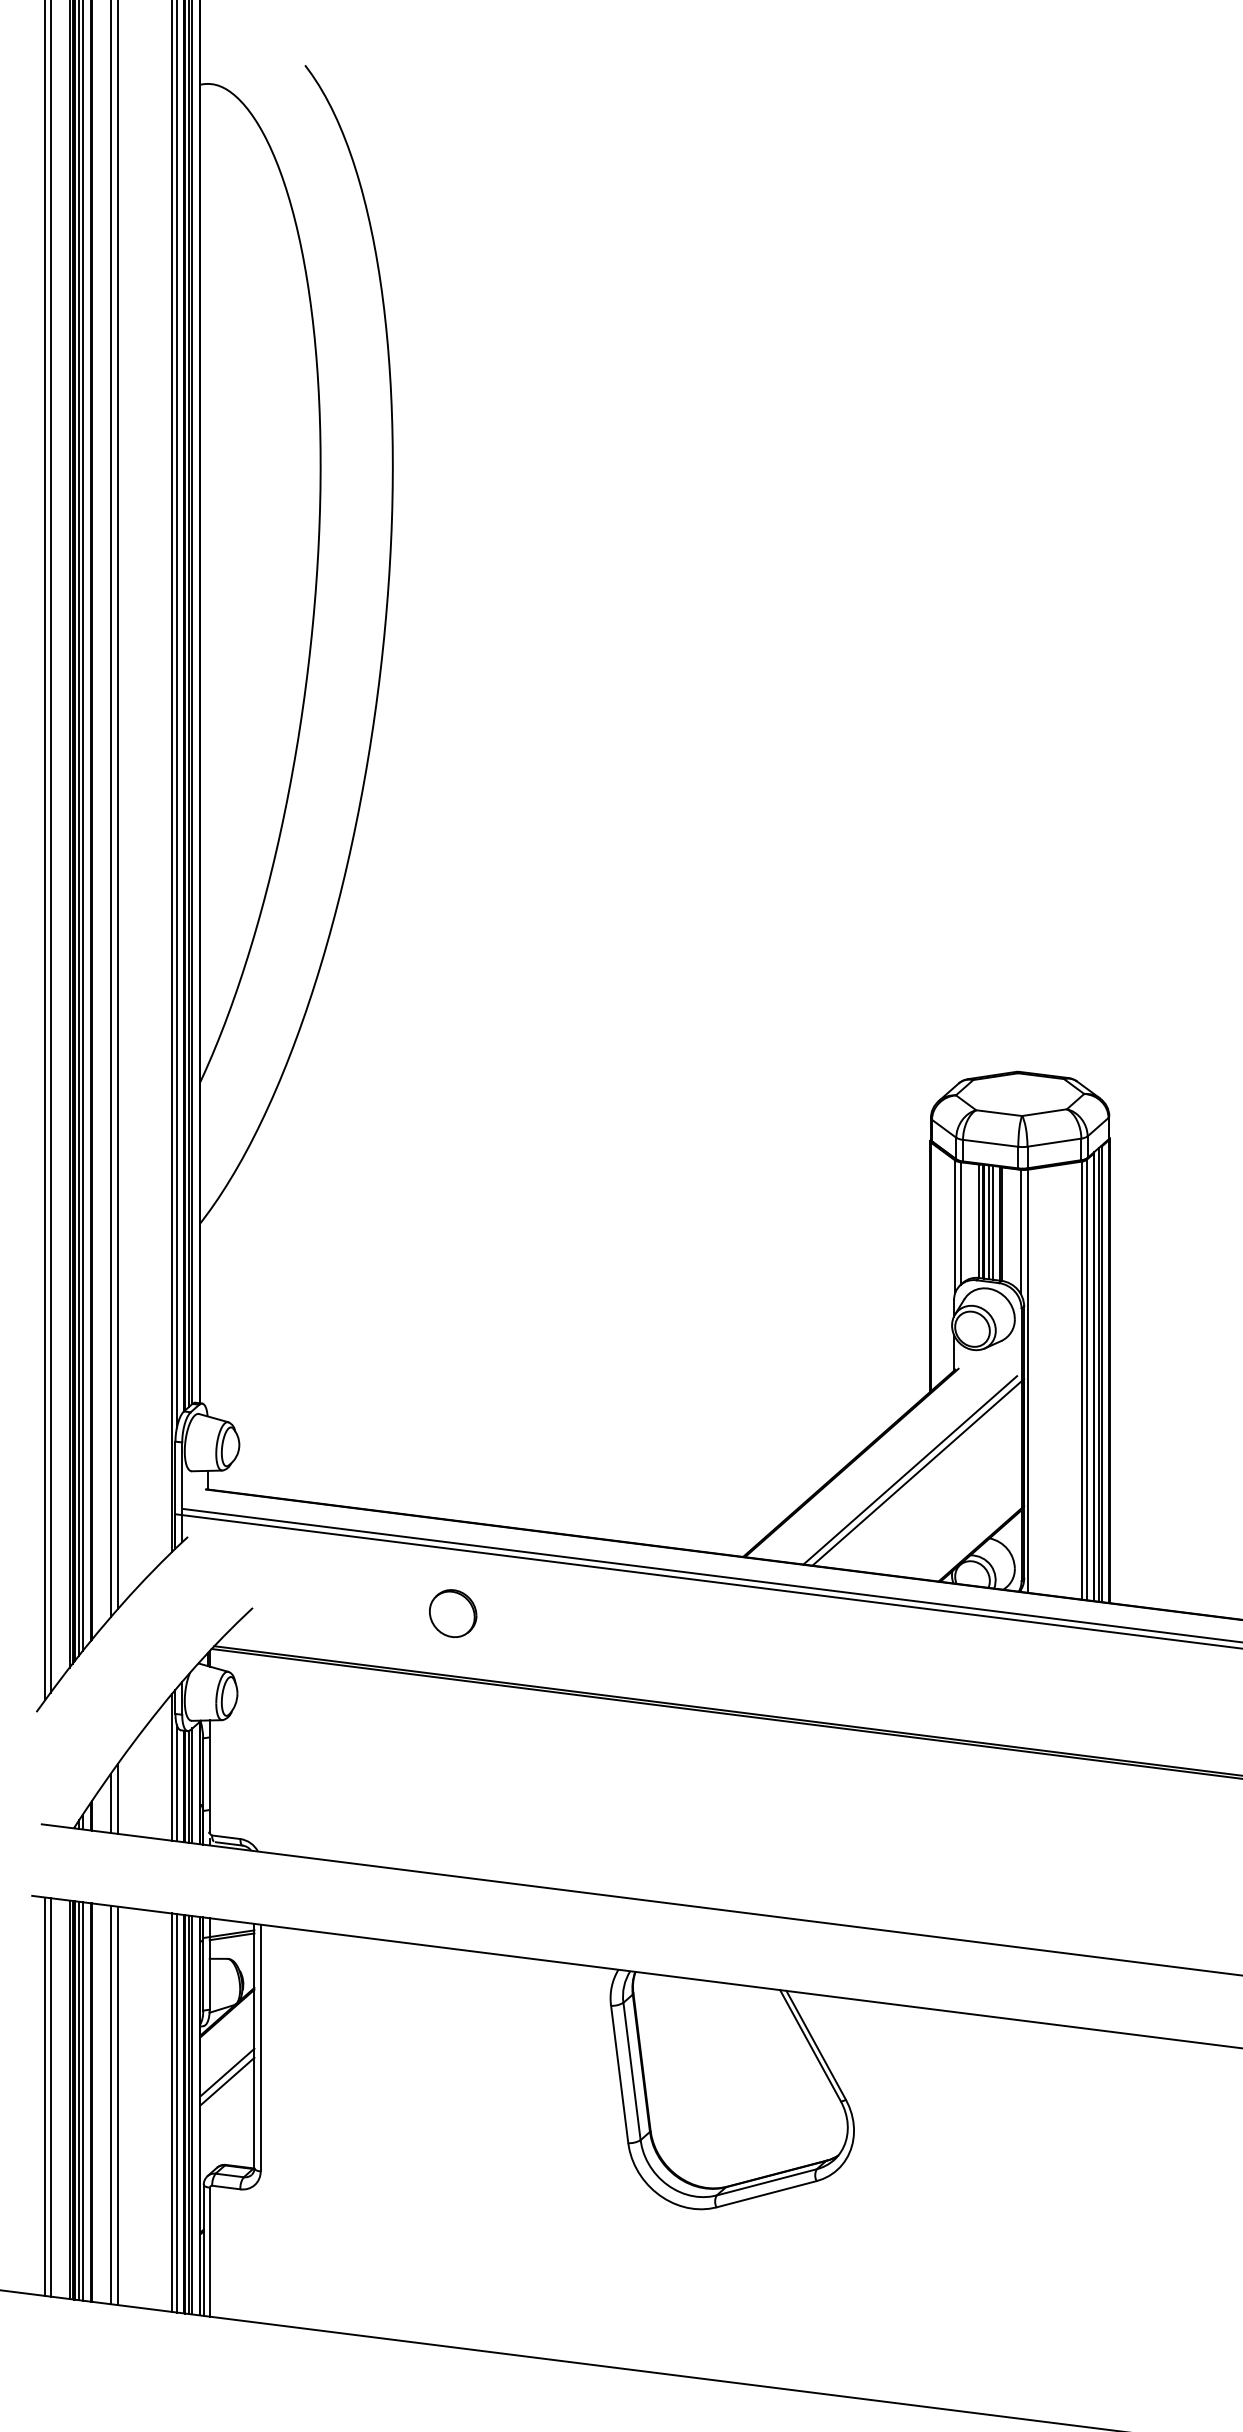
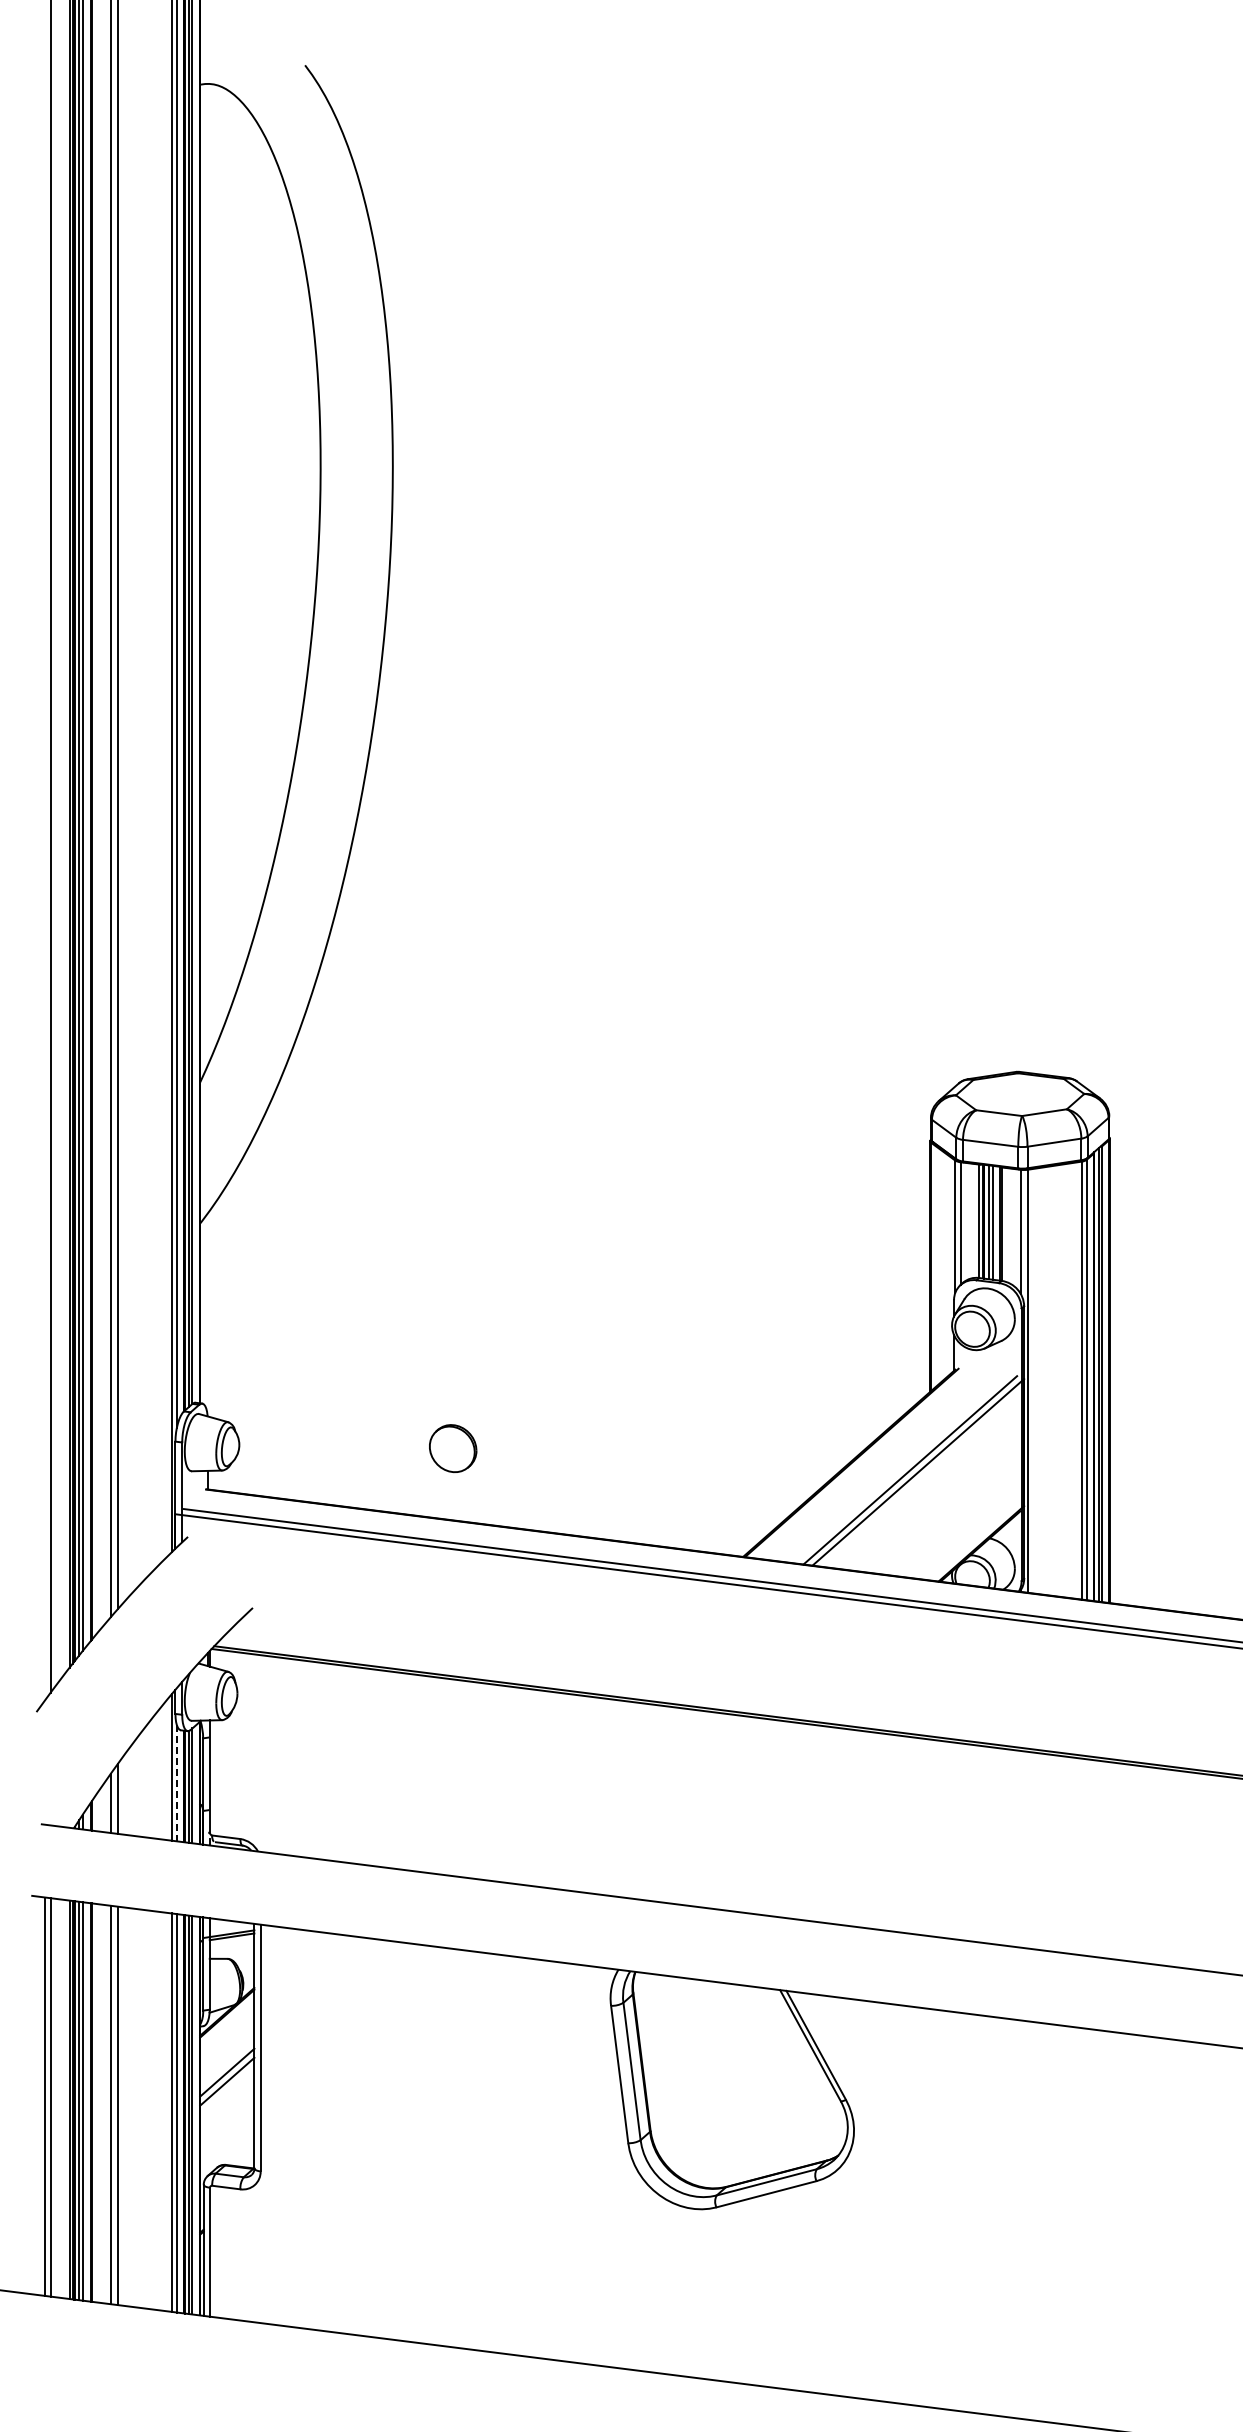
line: present -> none (45, 850)
part position: (453, 1613) -> (453, 1448) (453, 1448)
line: solid -> dashed (176, 1783)
